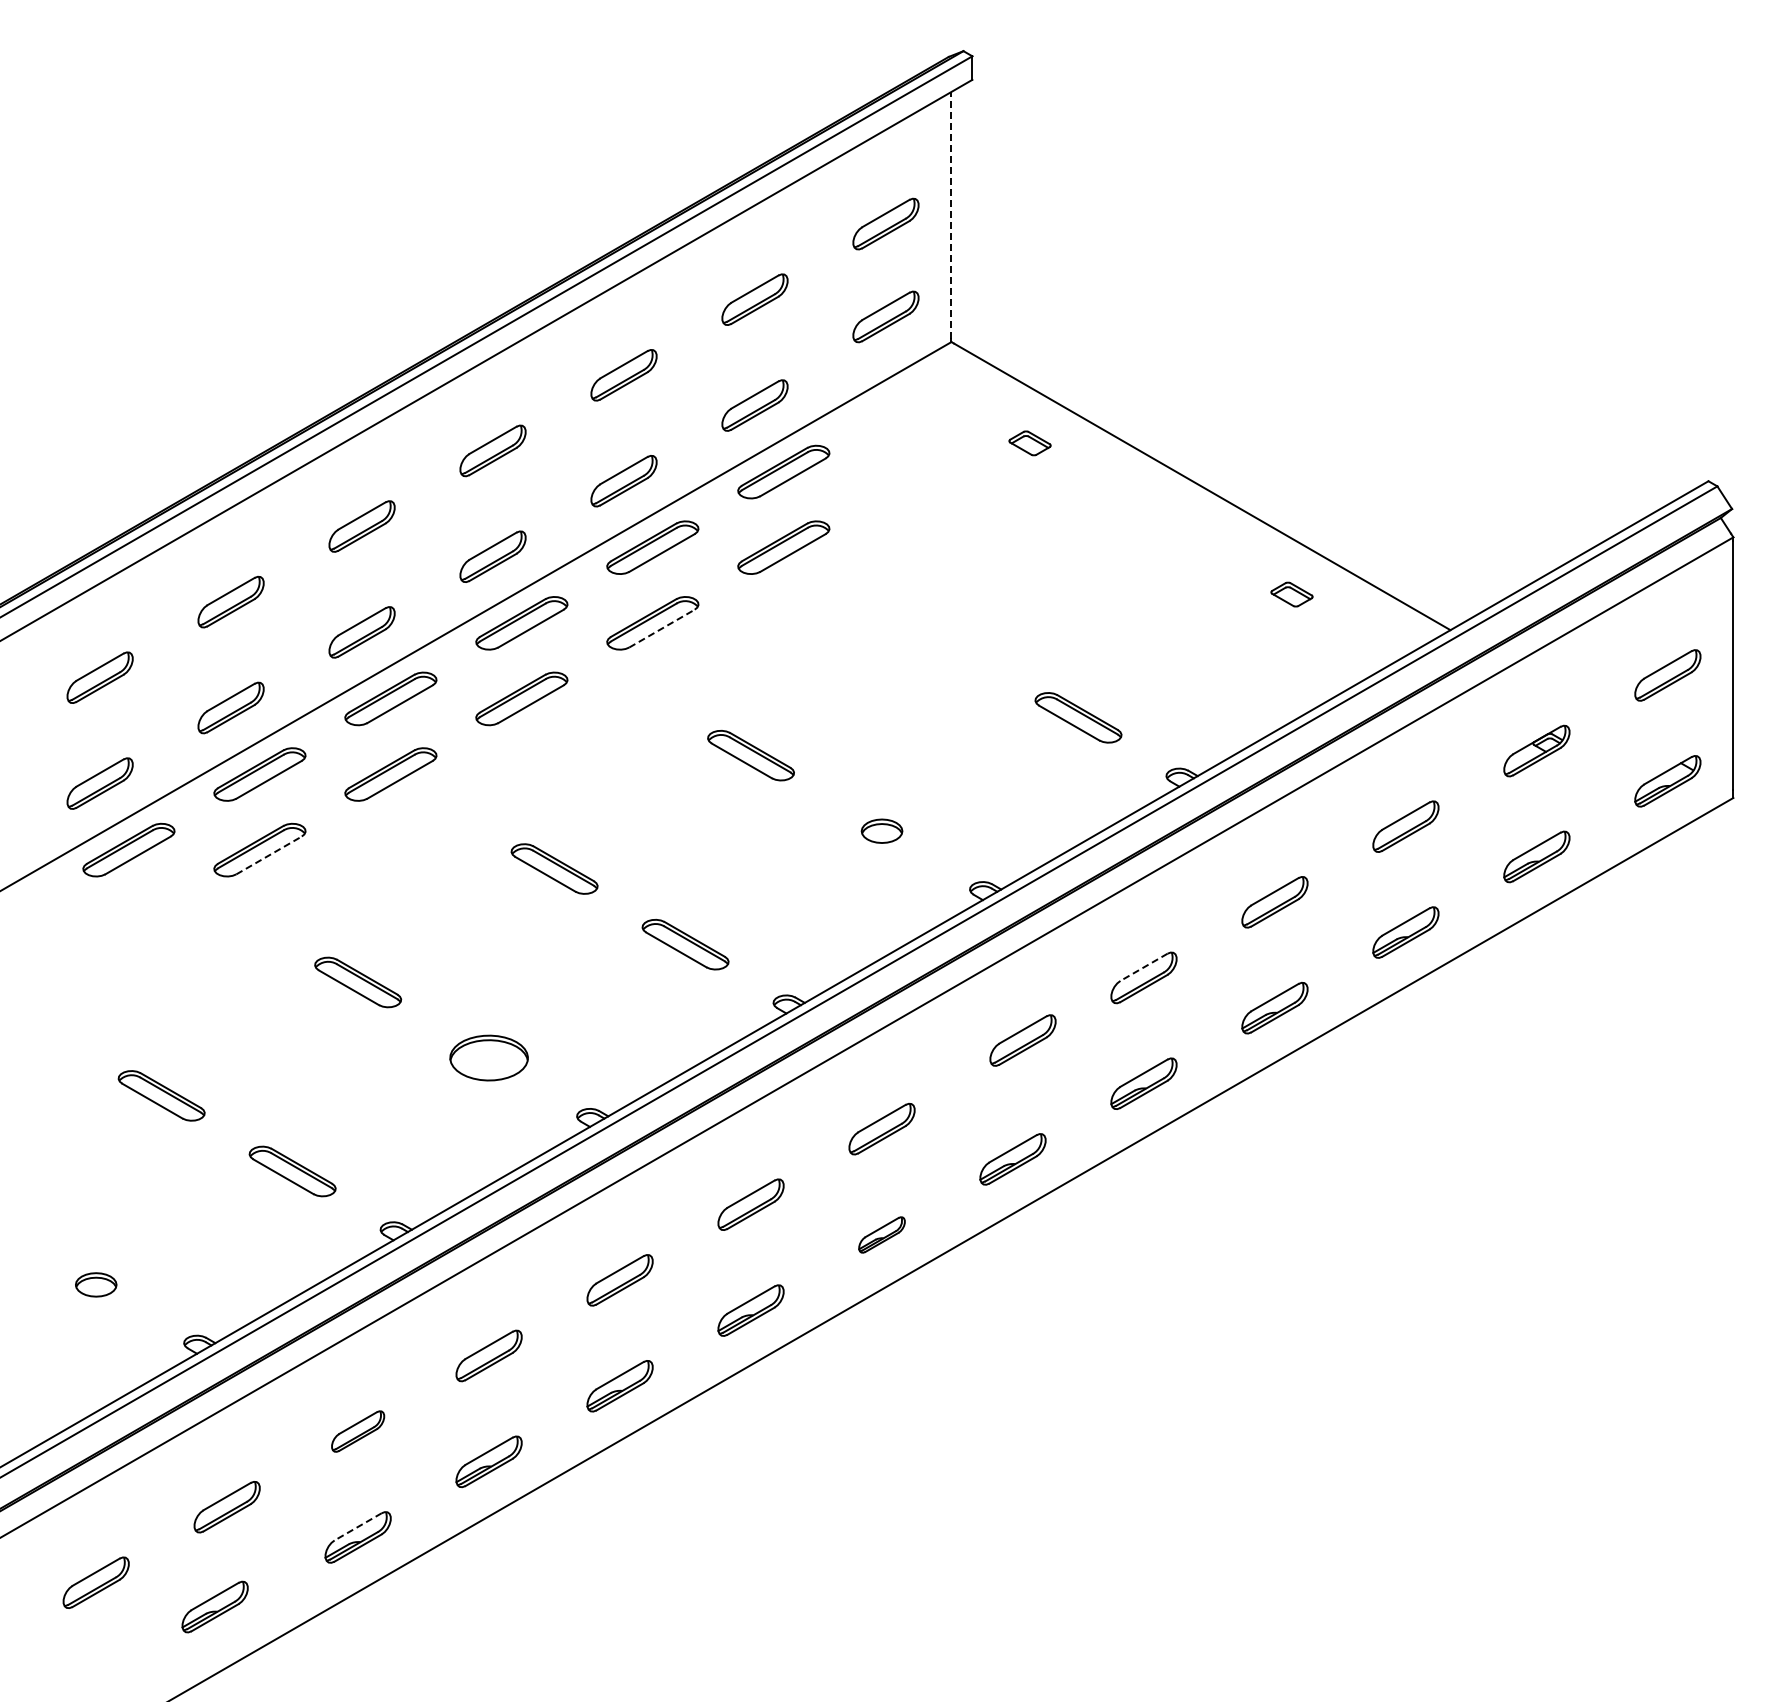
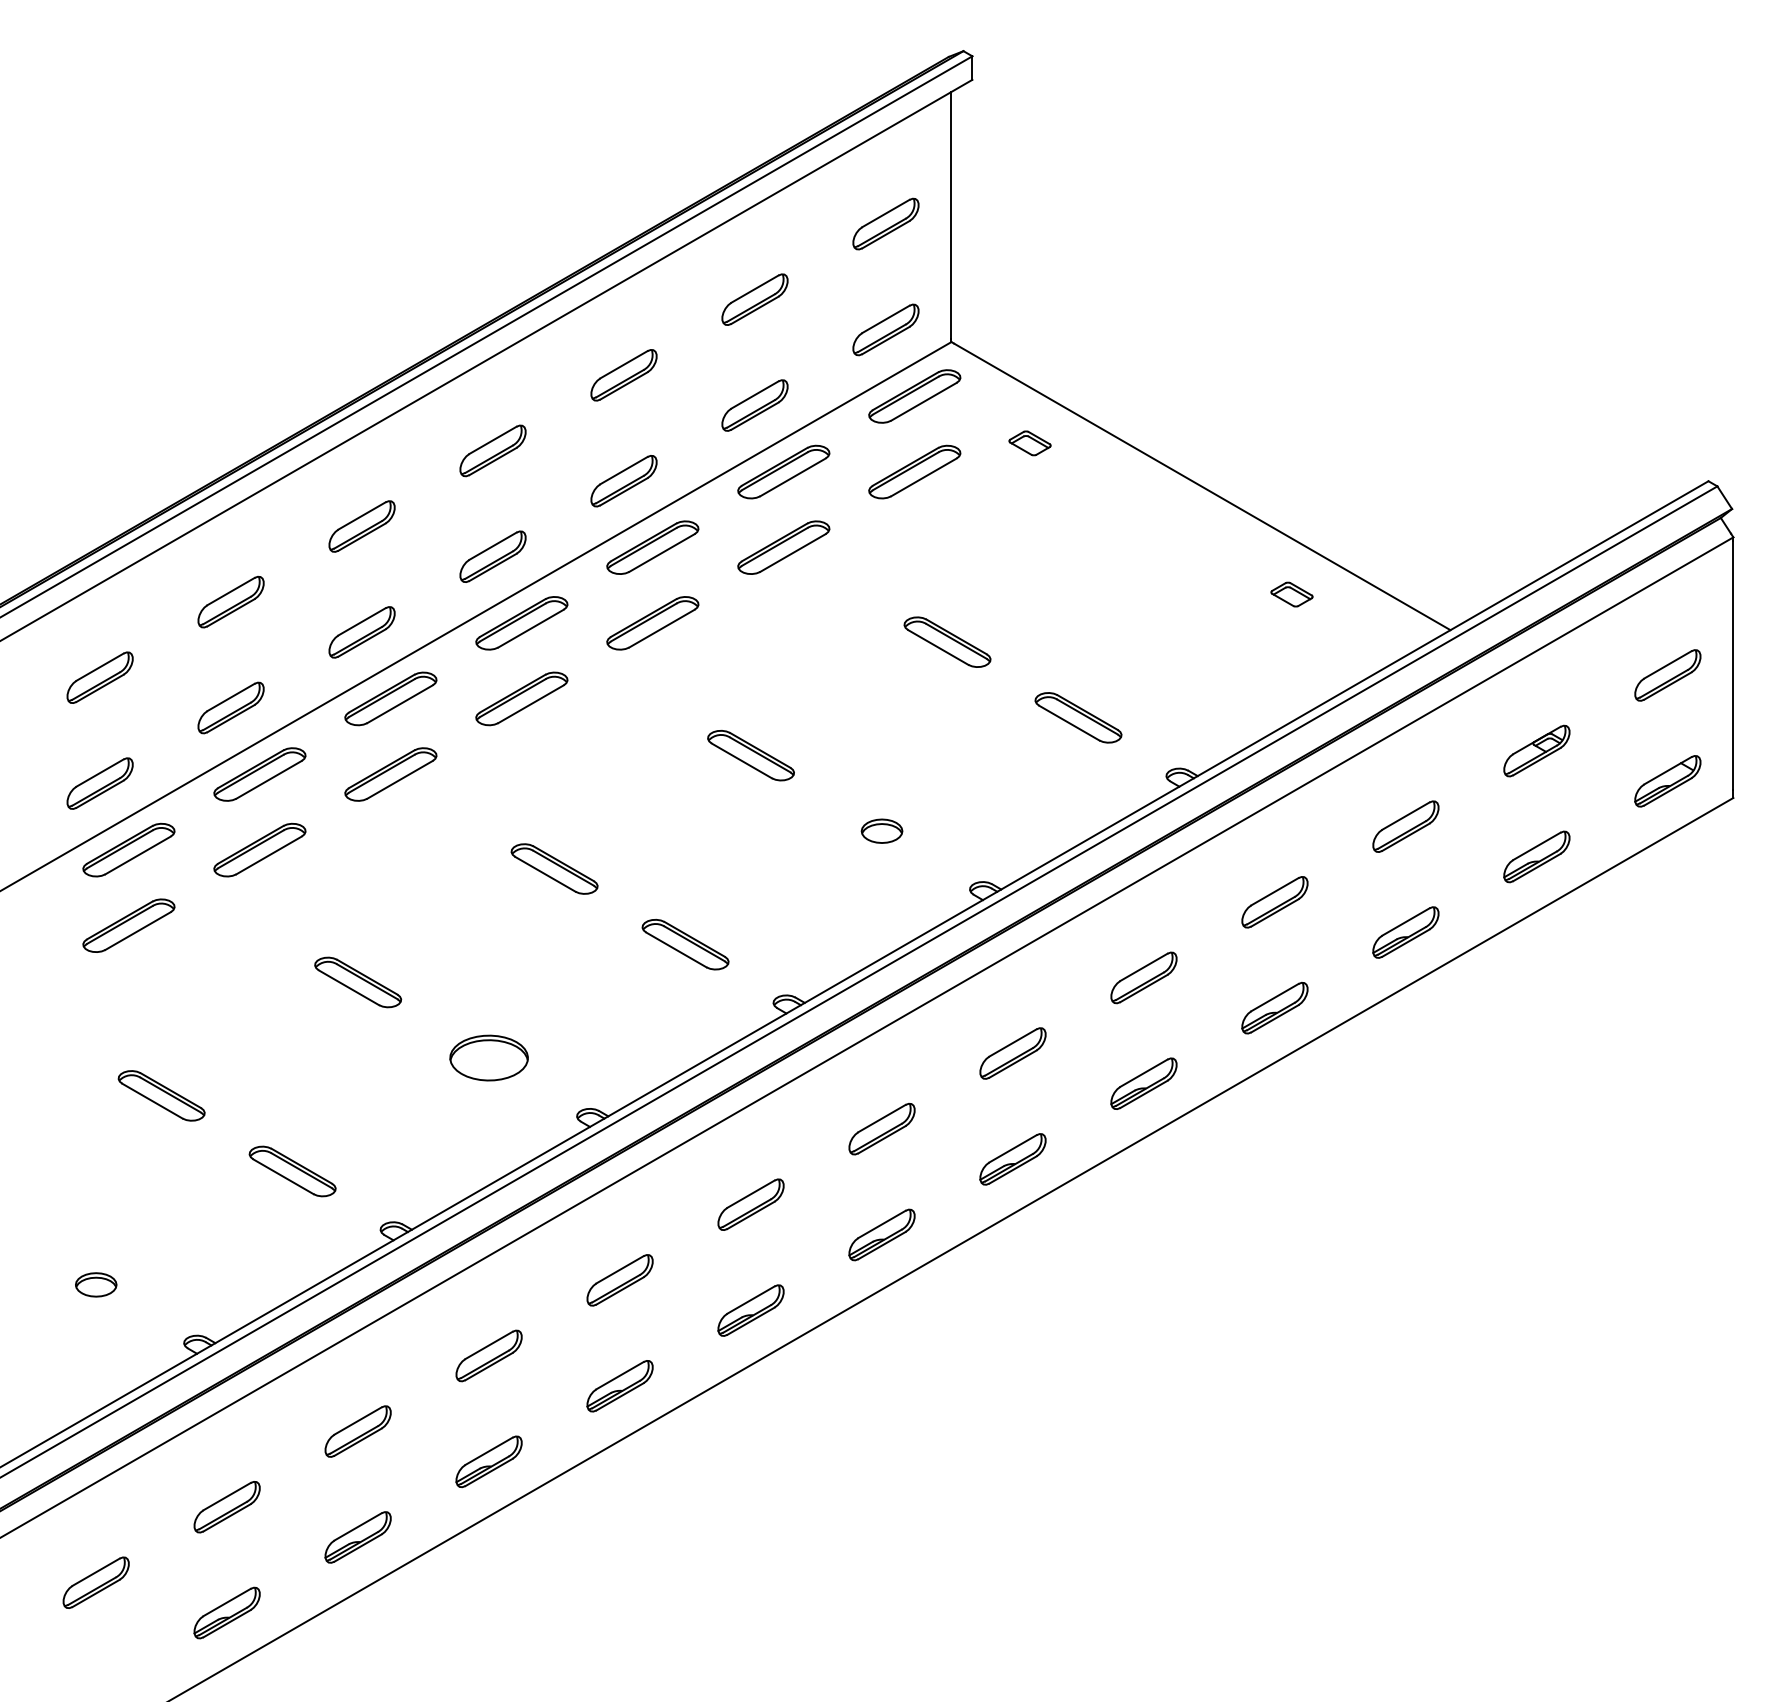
line: dashed -> solid (951, 215)
part position: (885, 316) -> (885, 329) (885, 329)
part: none -> present (914, 396)
part: none -> present (914, 471)
line: dashed -> solid (662, 628)
part: none -> present (947, 641)
line: dashed -> solid (269, 855)
part: none -> present (128, 925)
line: dashed -> solid (1143, 967)
part position: (1022, 1040) -> (1012, 1053) (1012, 1053)
part size: 48x38 px -> 68x54 px (881, 1234)
part size: 55x43 px -> 68x53 px (357, 1431)
line: dashed -> solid (357, 1527)
part position: (214, 1606) -> (226, 1612) (226, 1612)
